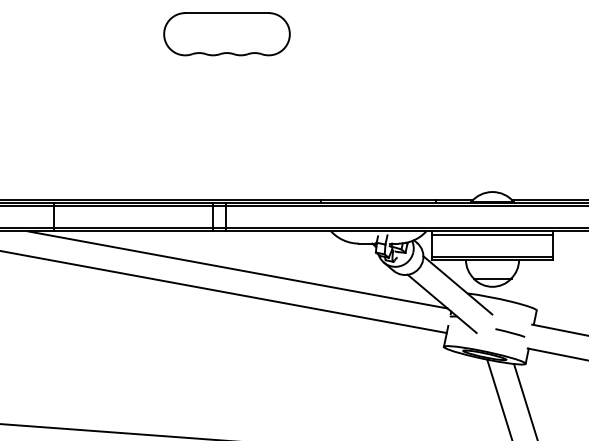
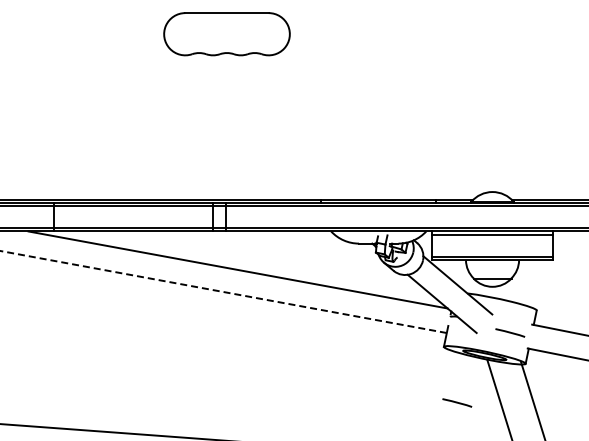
line: solid -> dashed (223, 292)
line position: (525, 400) -> (532, 399) (532, 399)
line: none -> present (457, 402)
